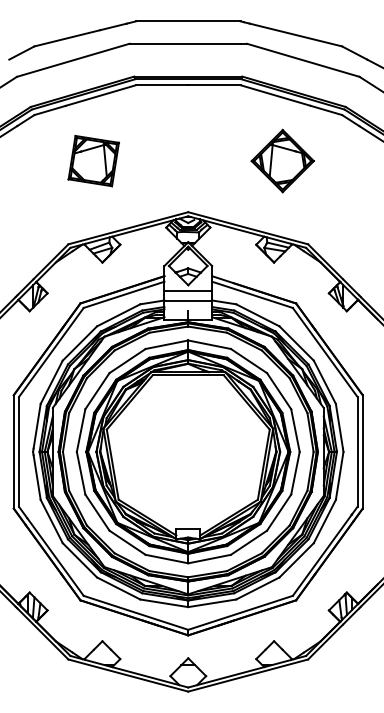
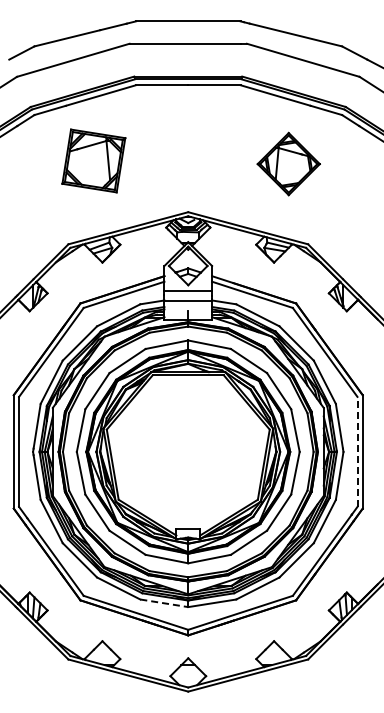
part position: (282, 160) -> (288, 163) (288, 163)
part size: 53x53 px -> 66x66 px (93, 160)
line: solid -> dashed (357, 451)
line: solid -> dashed (164, 603)
